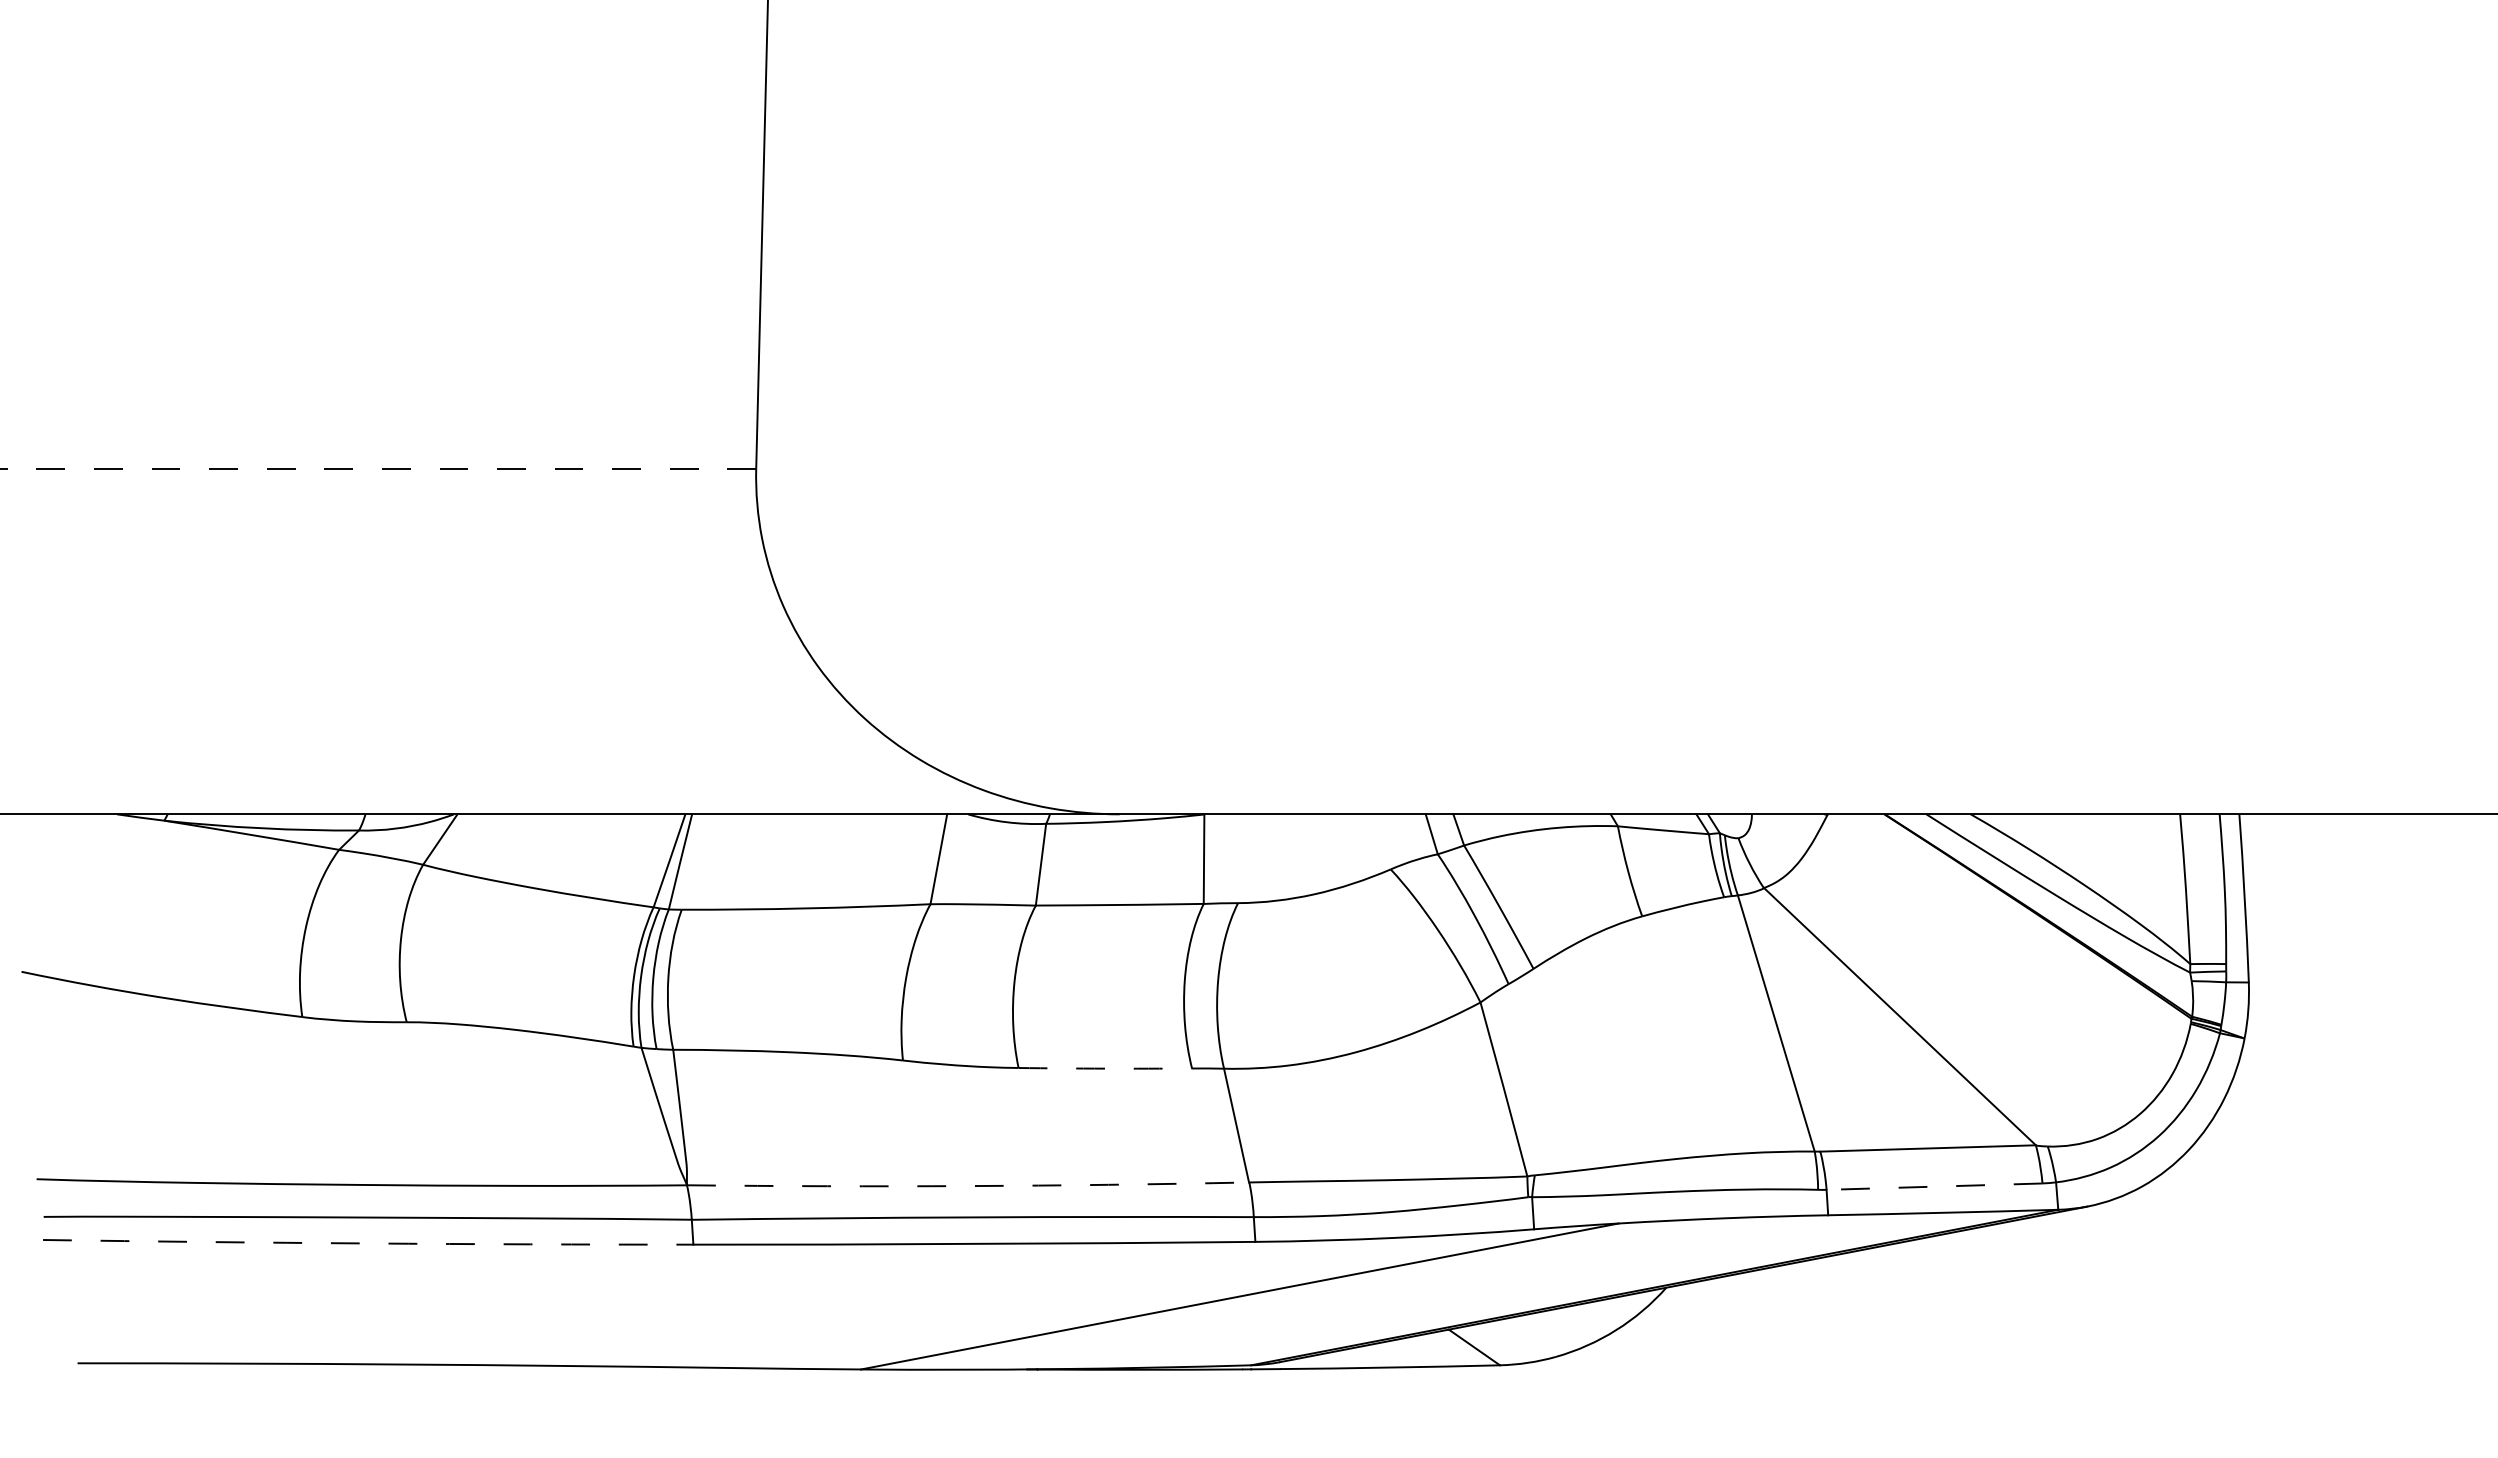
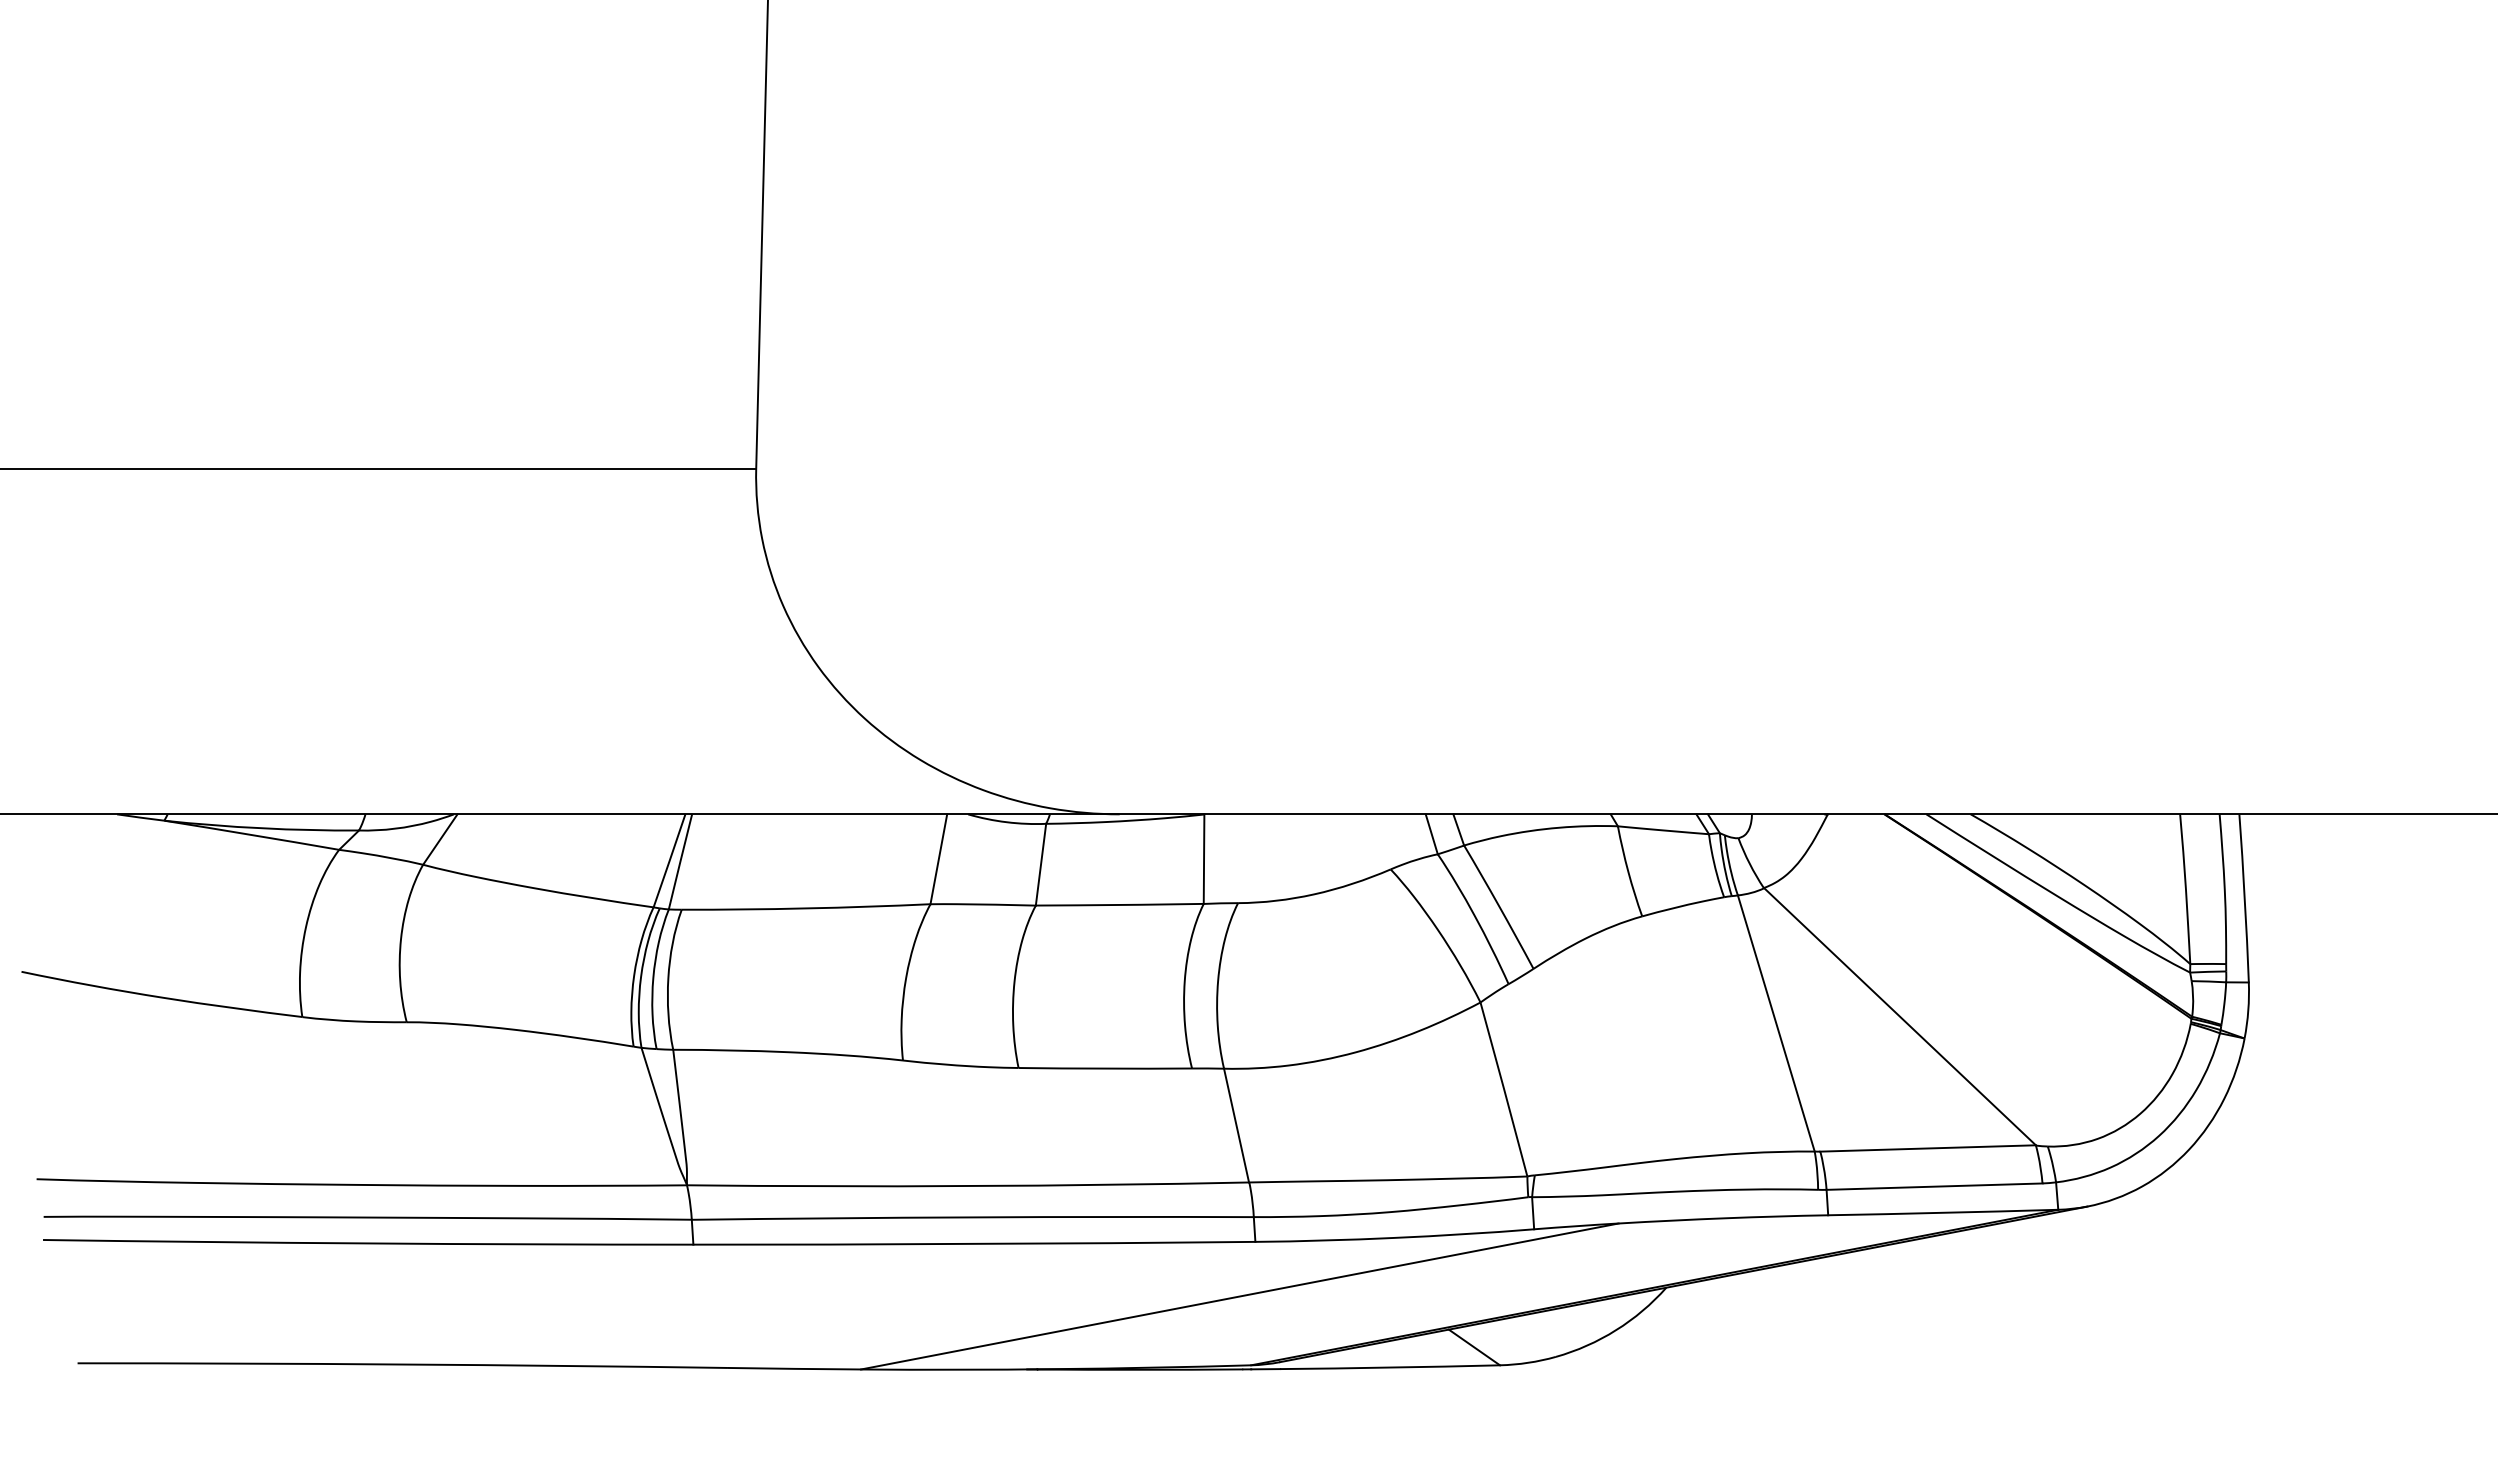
line: dashed -> solid (378, 468)
arc: dashed -> solid (1105, 1068)
arc: dashed -> solid (968, 1186)
line: dashed -> solid (1934, 1186)
arc: dashed -> solid (368, 1243)
